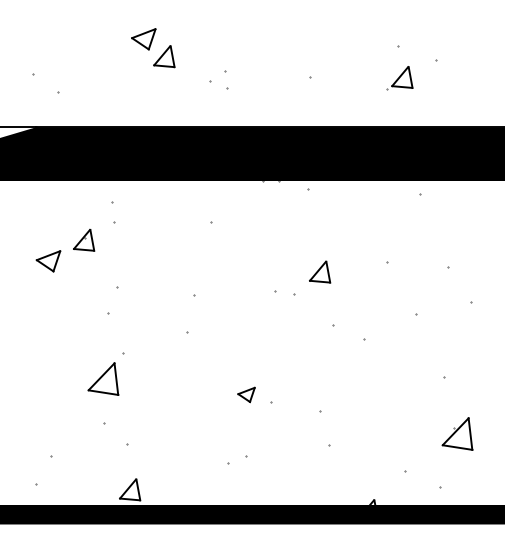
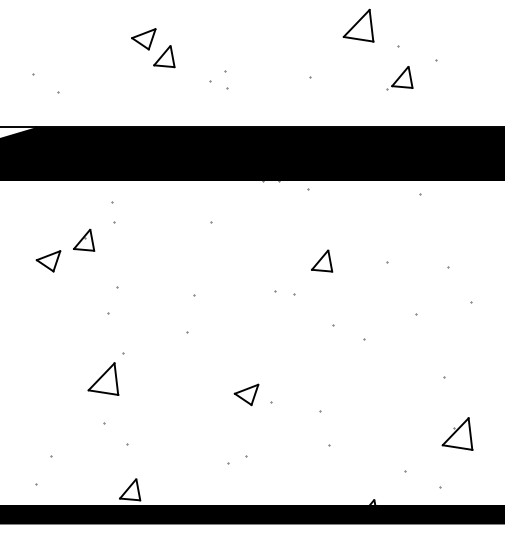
part: none -> present (358, 25)
part position: (320, 271) -> (322, 260) (322, 260)
part size: 19x18 px -> 27x24 px (246, 394)
